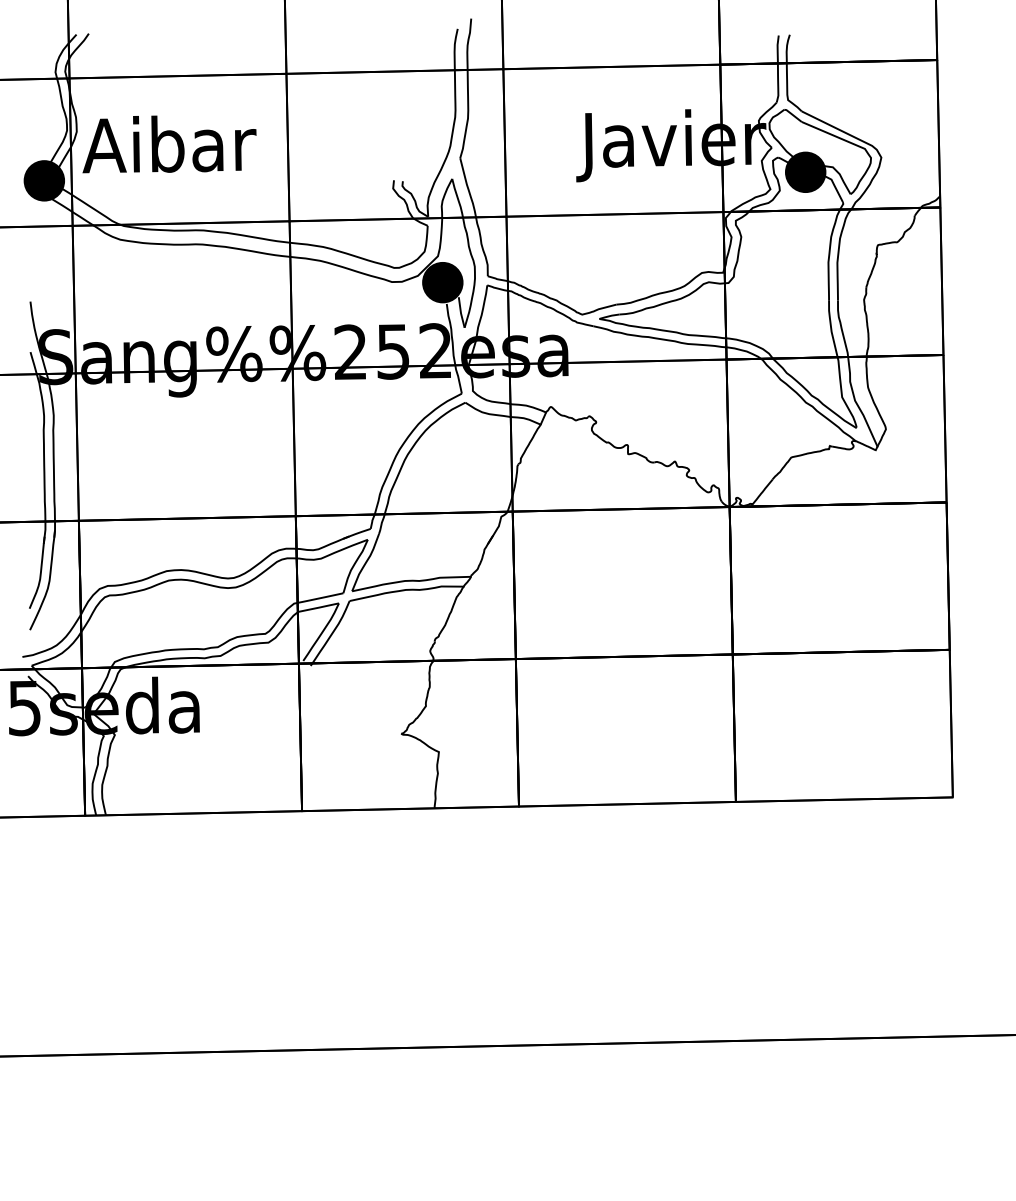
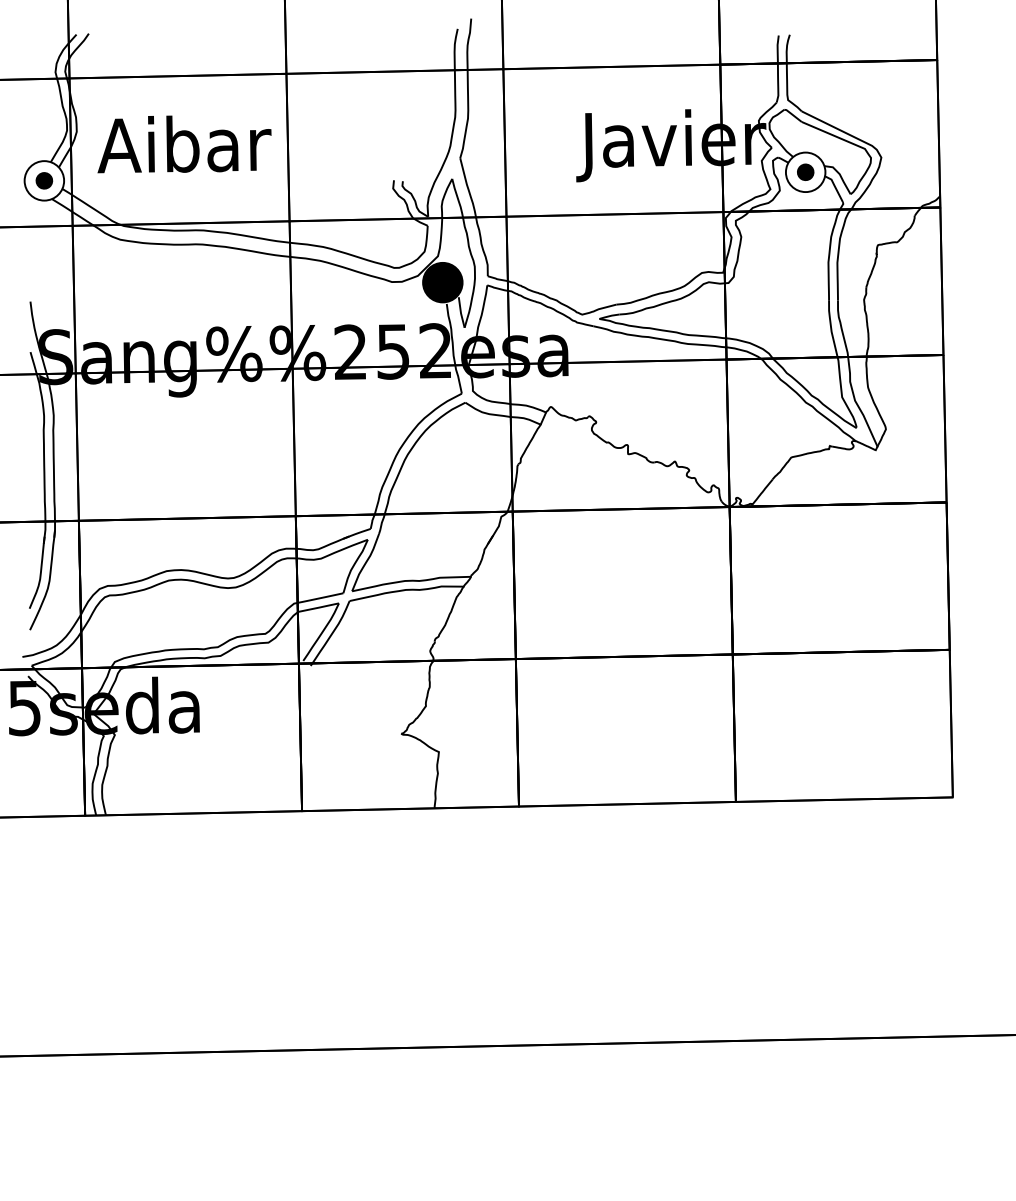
text position: (169, 144) -> (184, 144) (184, 144)
fill: present -> none (805, 172)
fill: present -> none (44, 180)
